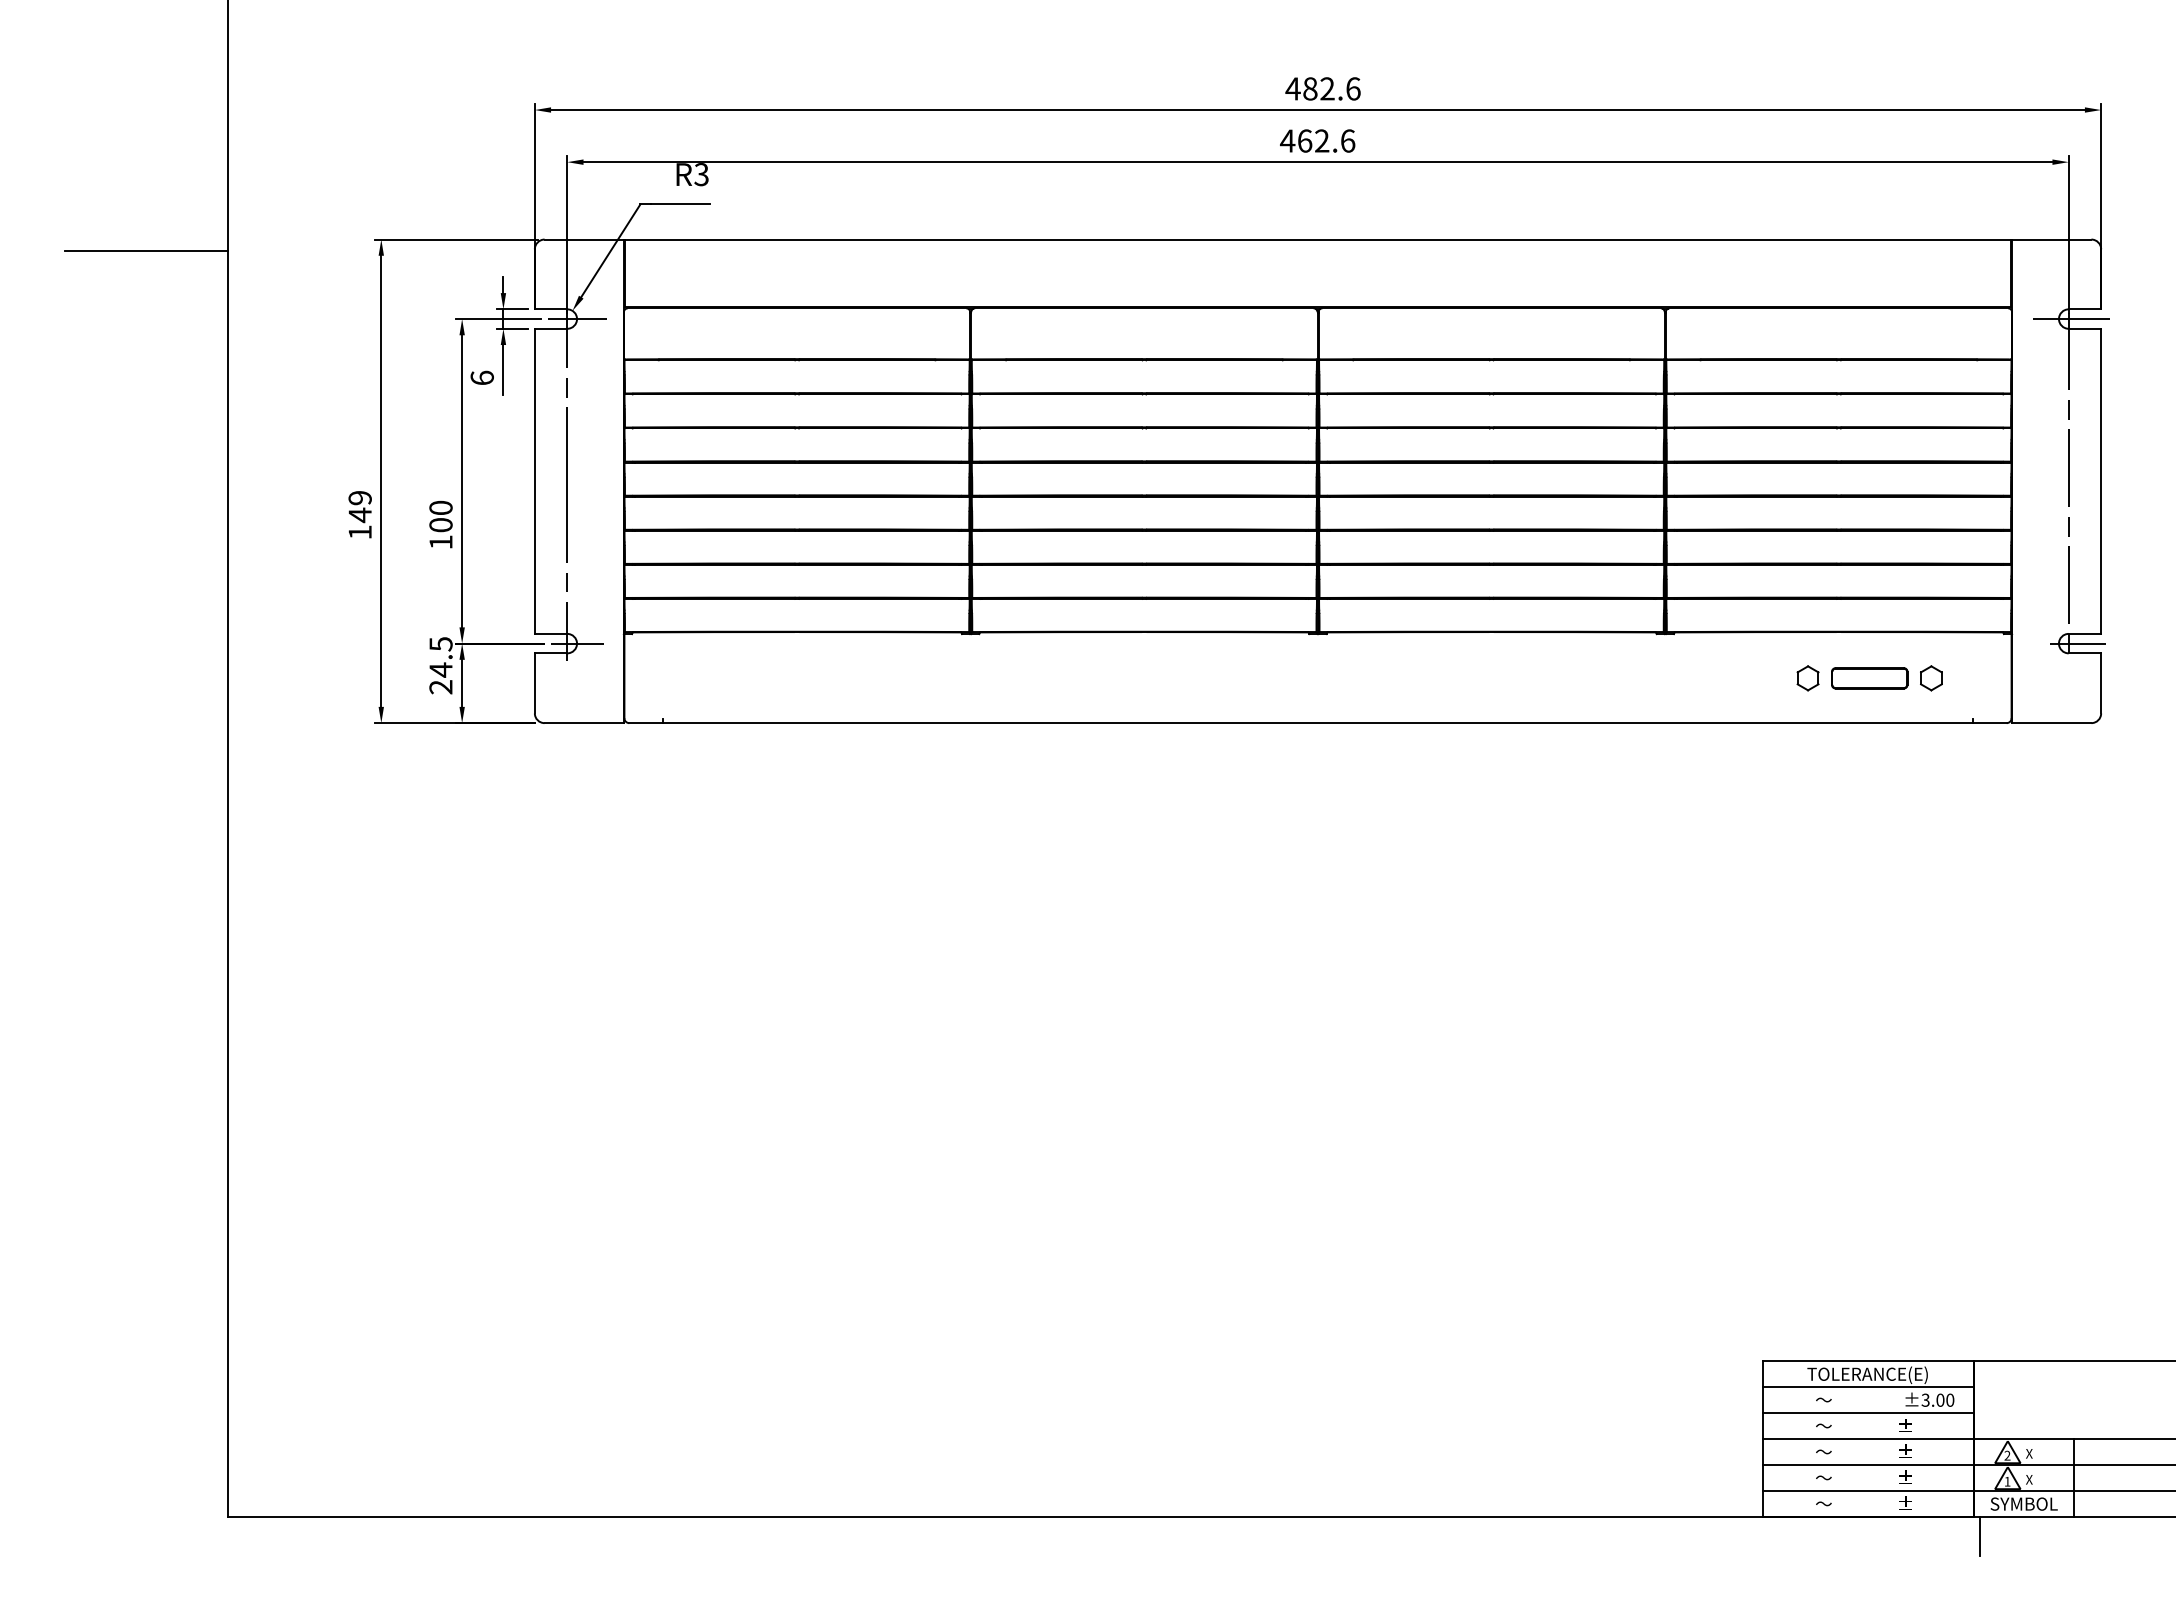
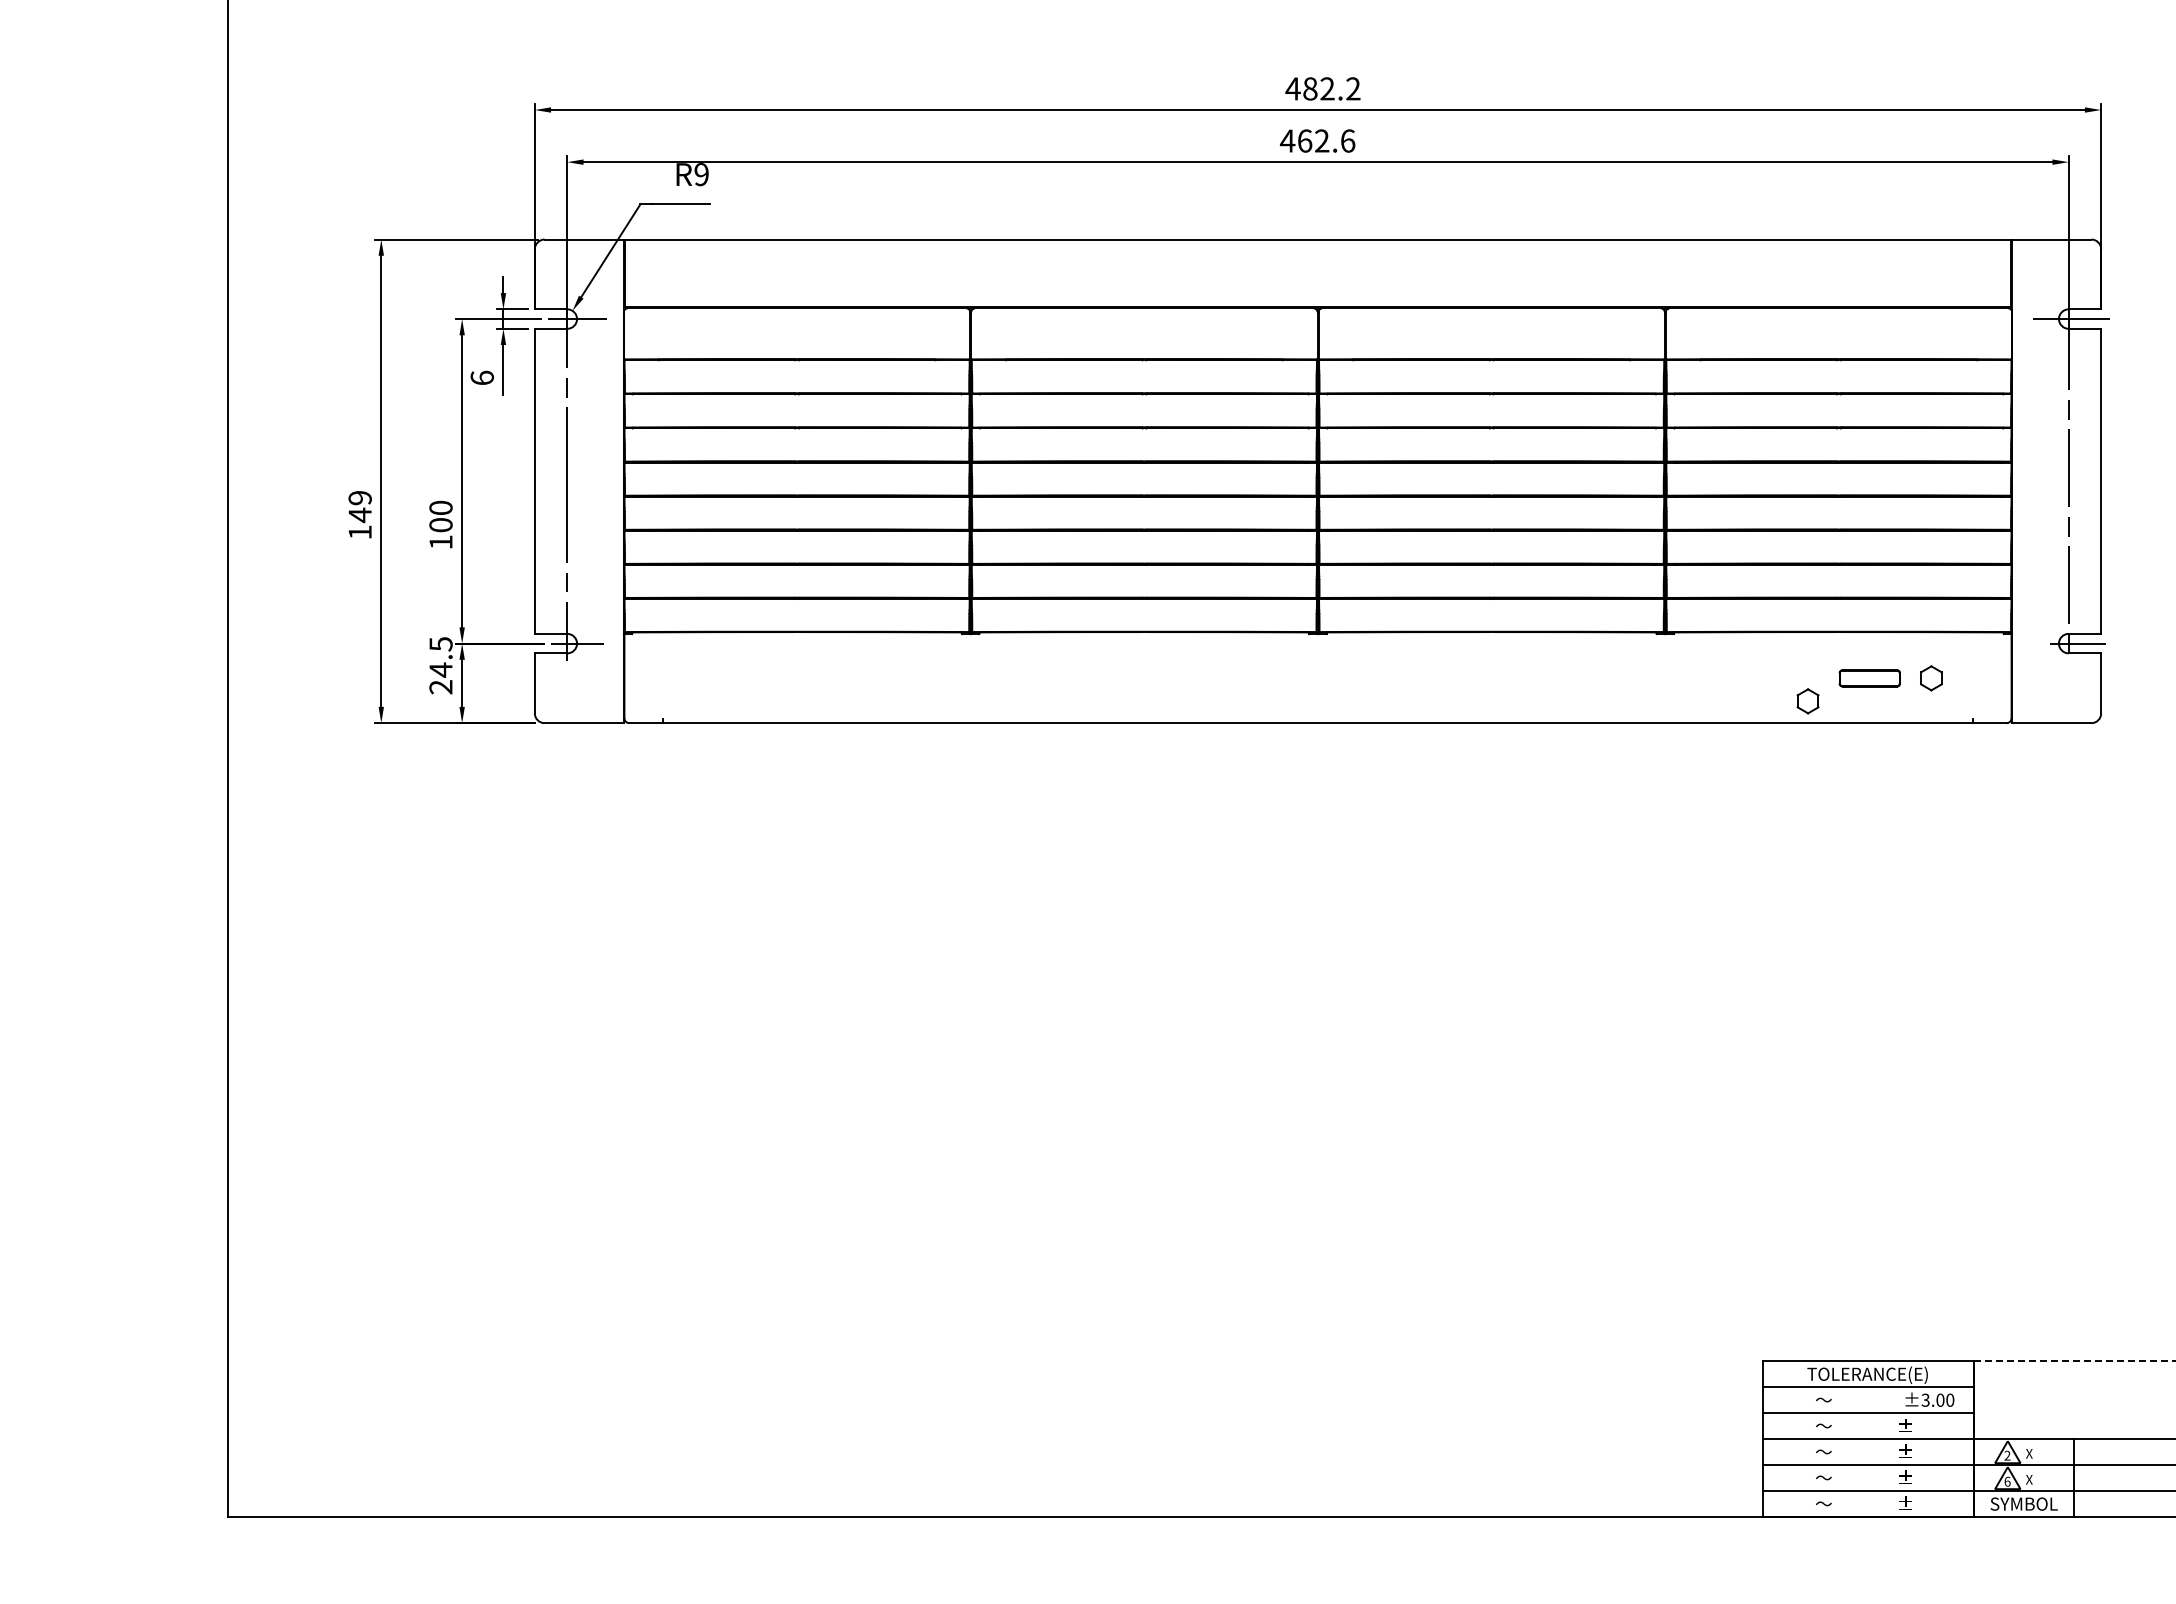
text: 482.6 -> 482.2 (1353, 88)
text: R3 -> R9 (701, 174)
line: present -> none (146, 251)
part position: (1807, 678) -> (1807, 701) (1807, 701)
part size: 78x23 px -> 63x19 px (1869, 678)
line: solid -> dashed (2074, 1361)
text: 1 -> 6 (2007, 1481)
line: present -> none (1980, 1536)
